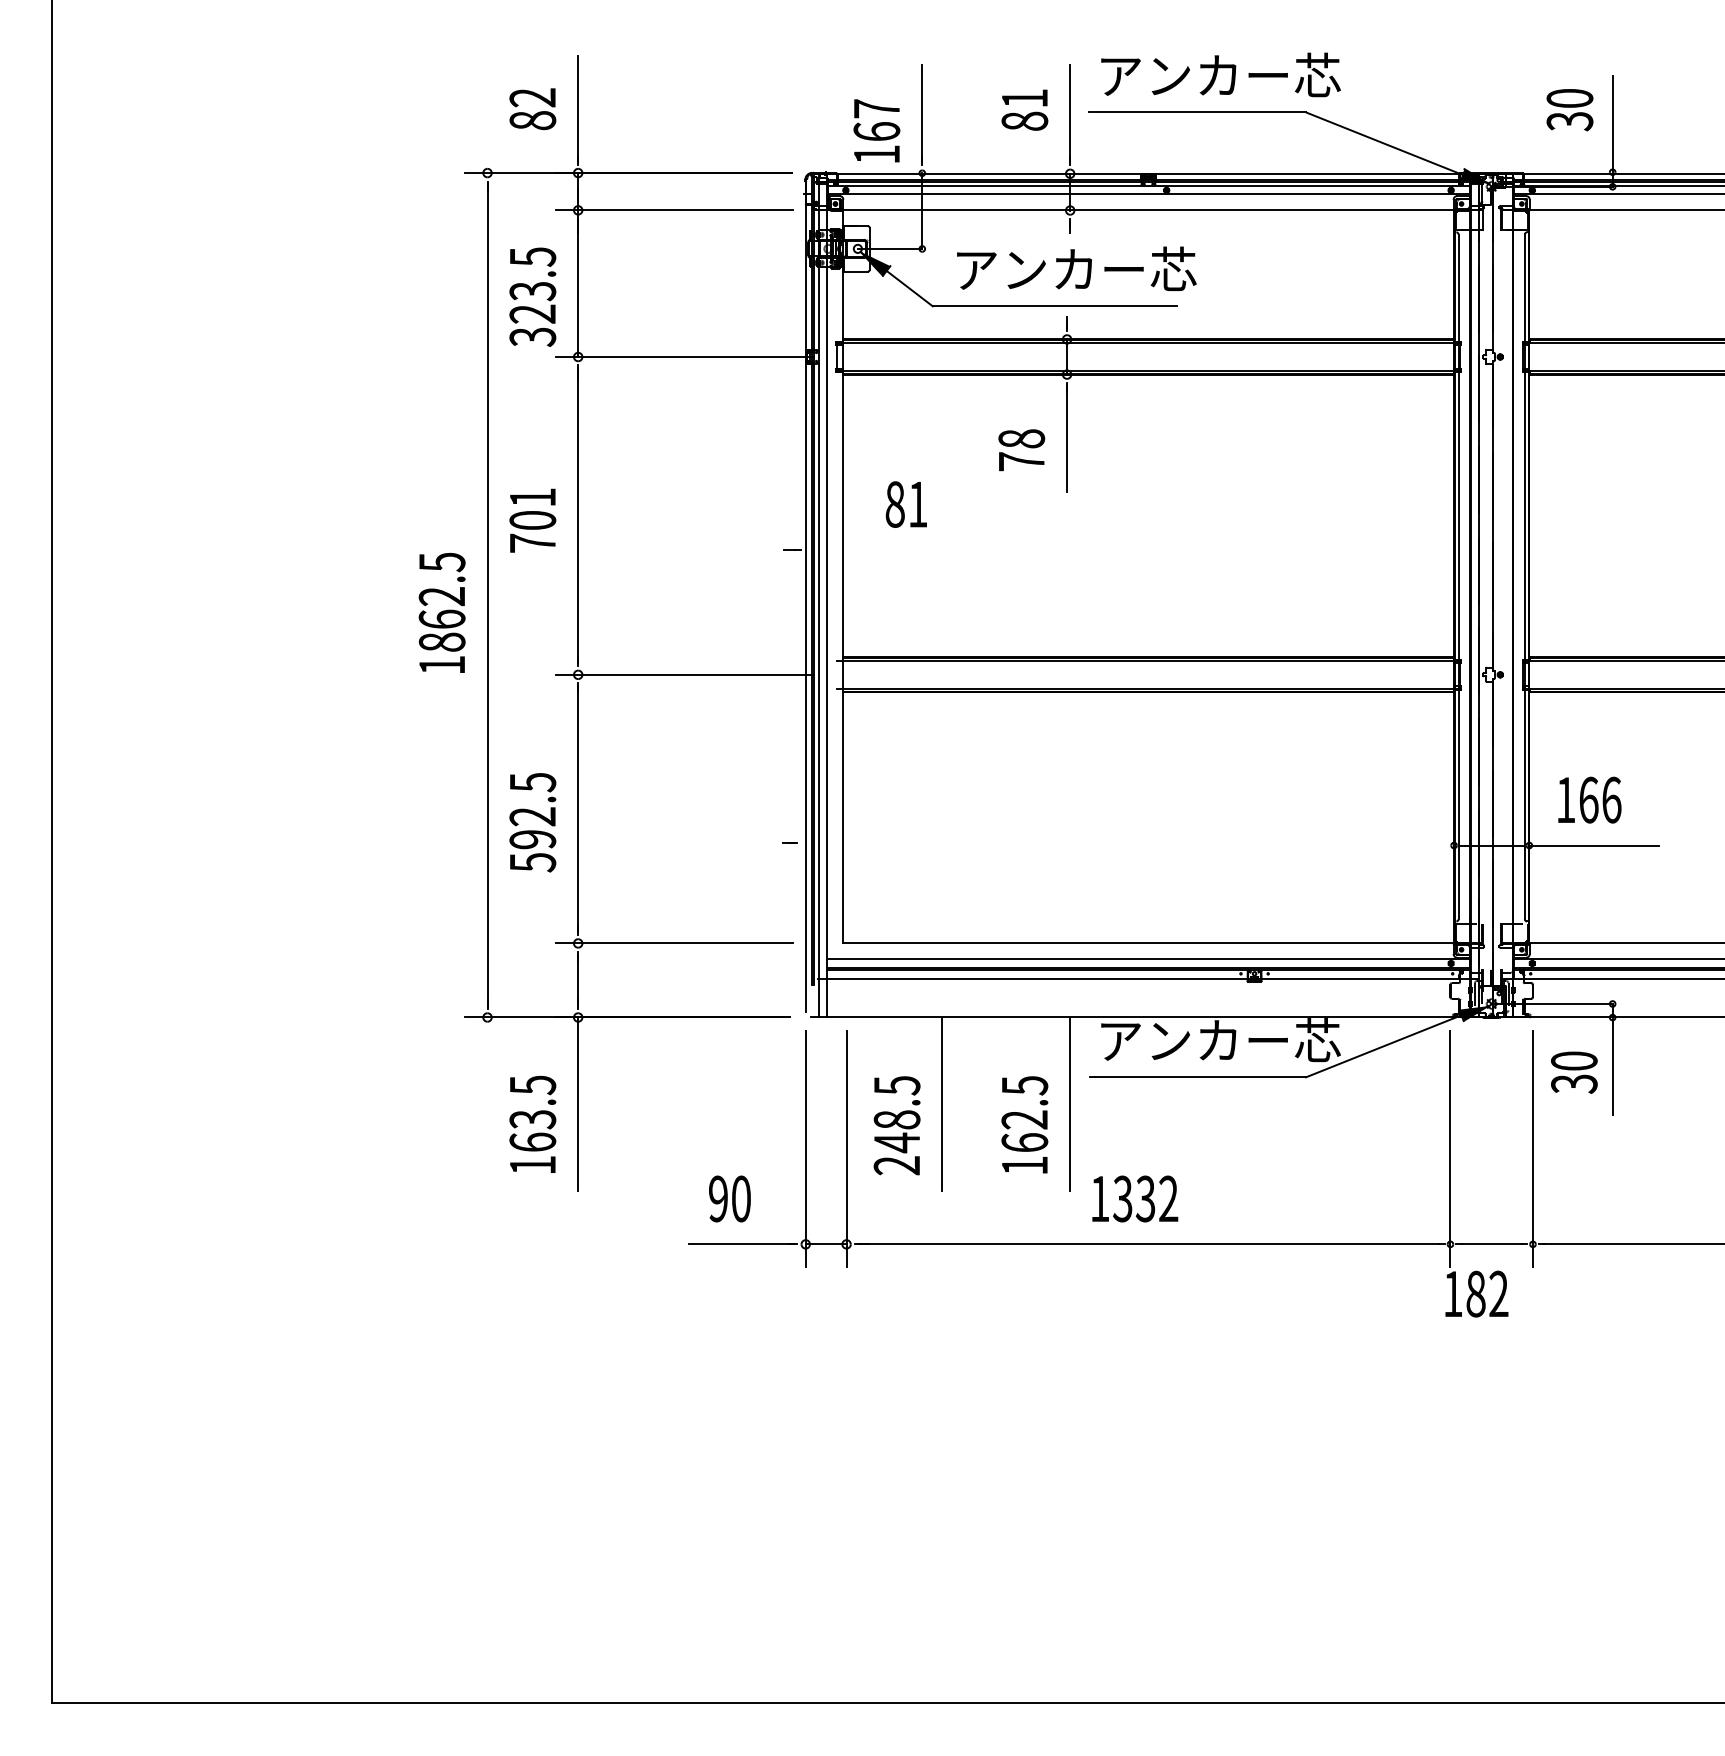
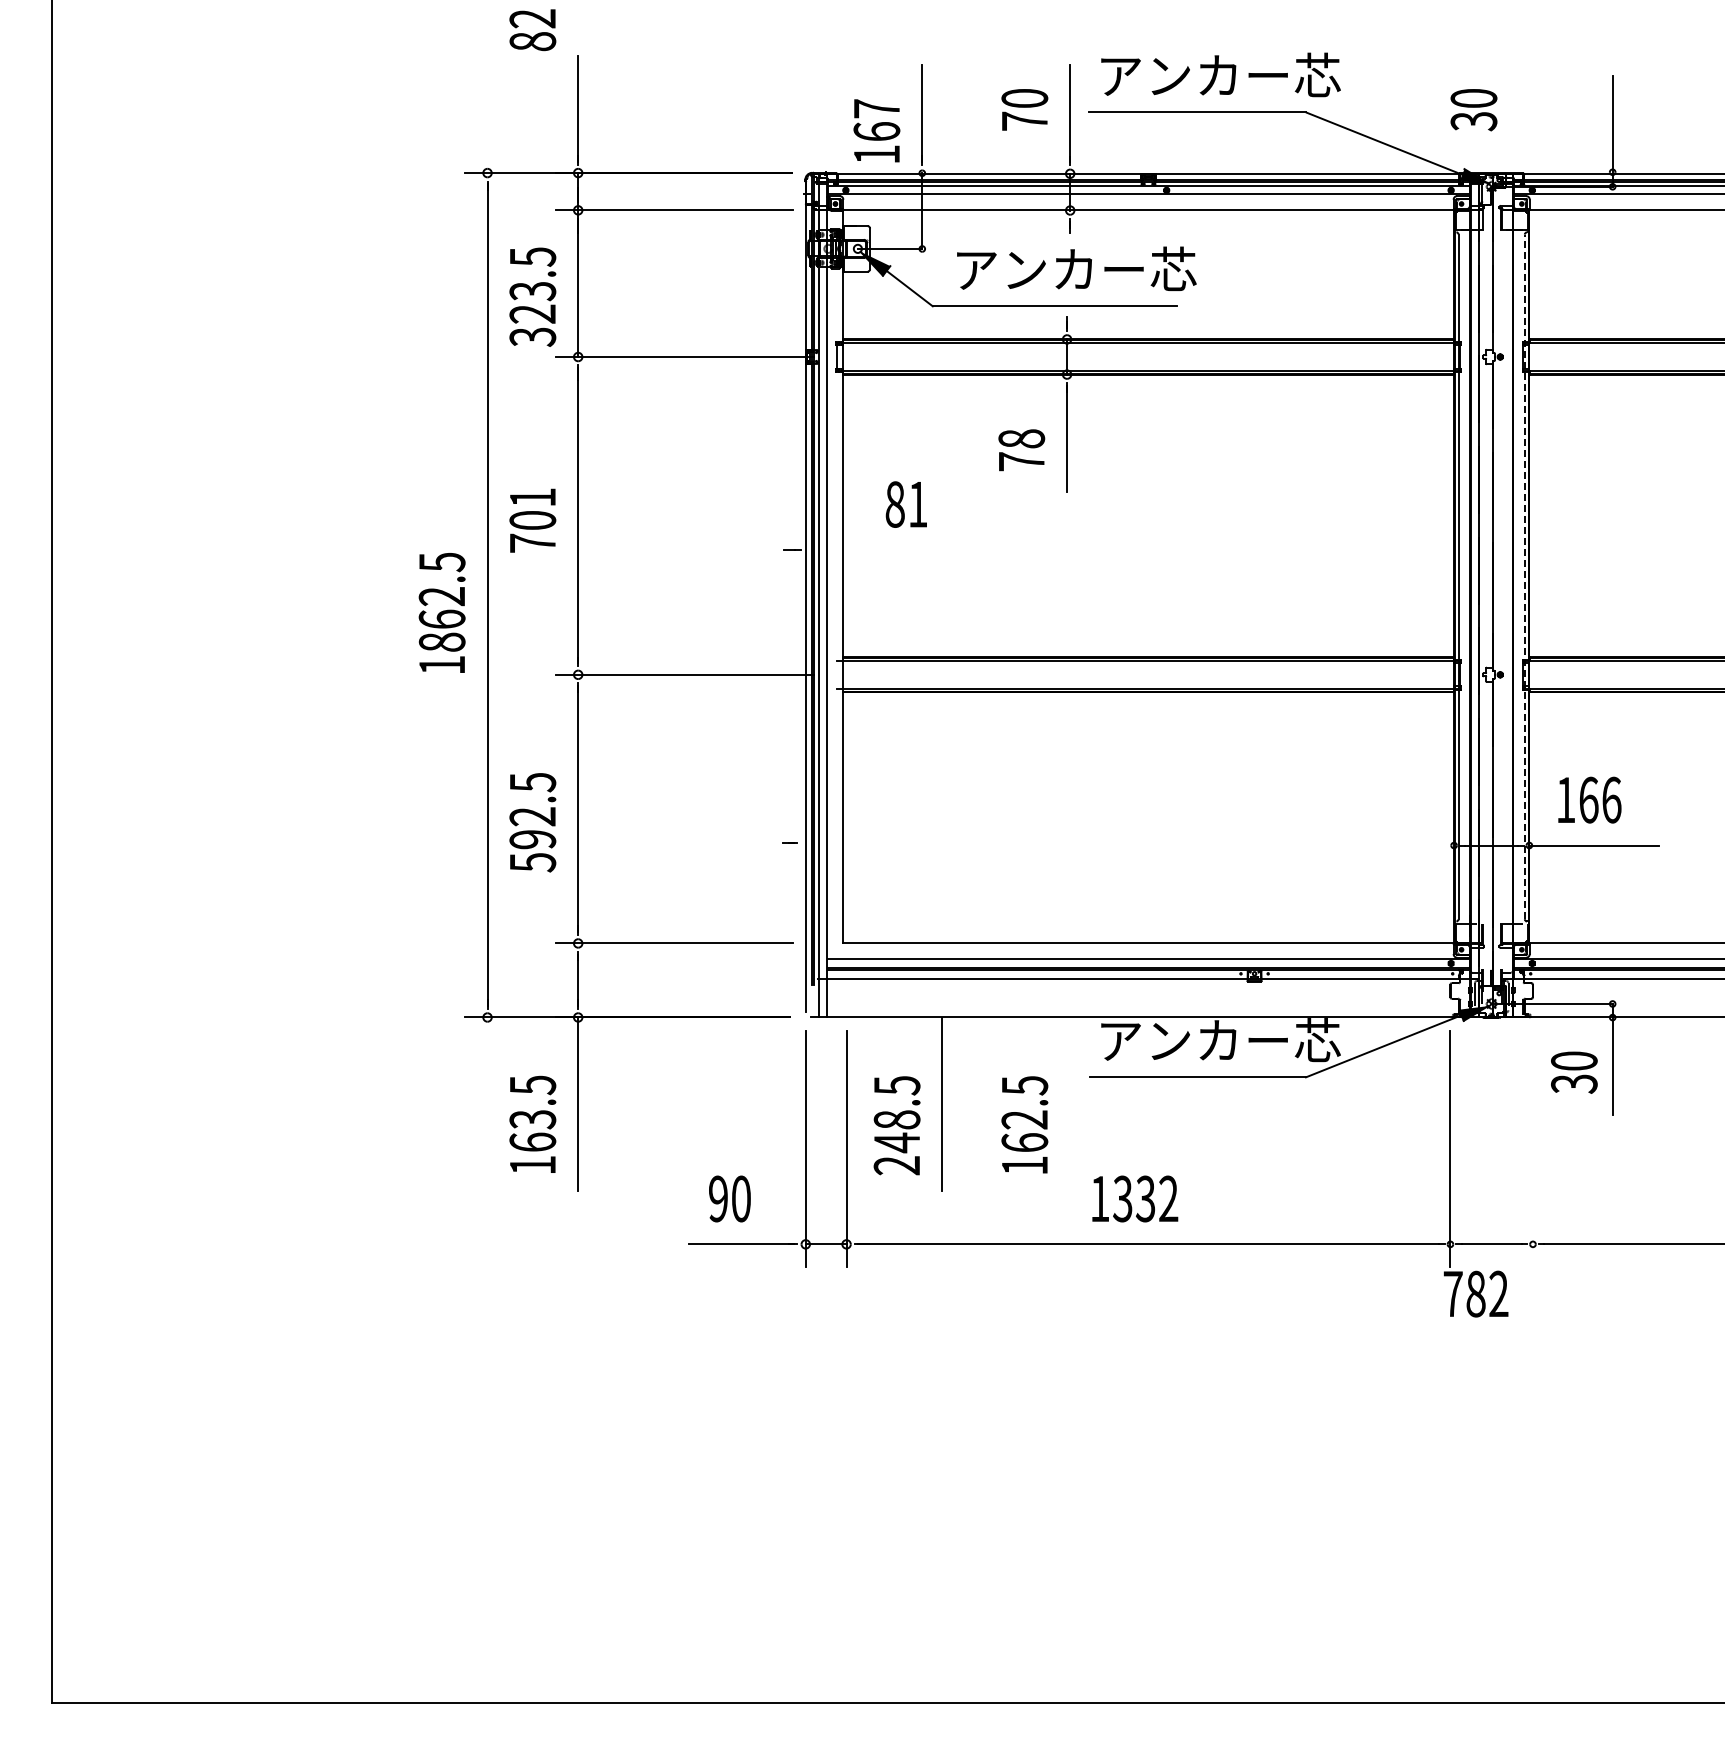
text position: (532, 109) -> (532, 30) (532, 30)
text: 81 -> 70 (1024, 109)
text position: (1569, 110) -> (1473, 110) (1473, 110)
line: solid -> dashed (1524, 576)
line: present -> none (1070, 1104)
line: present -> none (1532, 1149)
text: 182 -> 782 (1452, 1293)
